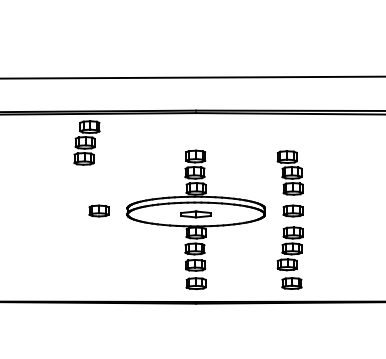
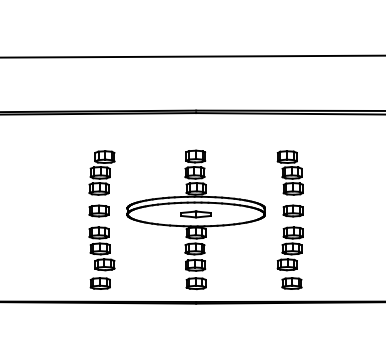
line position: (192, 77) -> (192, 56) (192, 56)
part position: (86, 142) -> (101, 172) (101, 172)
part: none -> present (101, 257)
